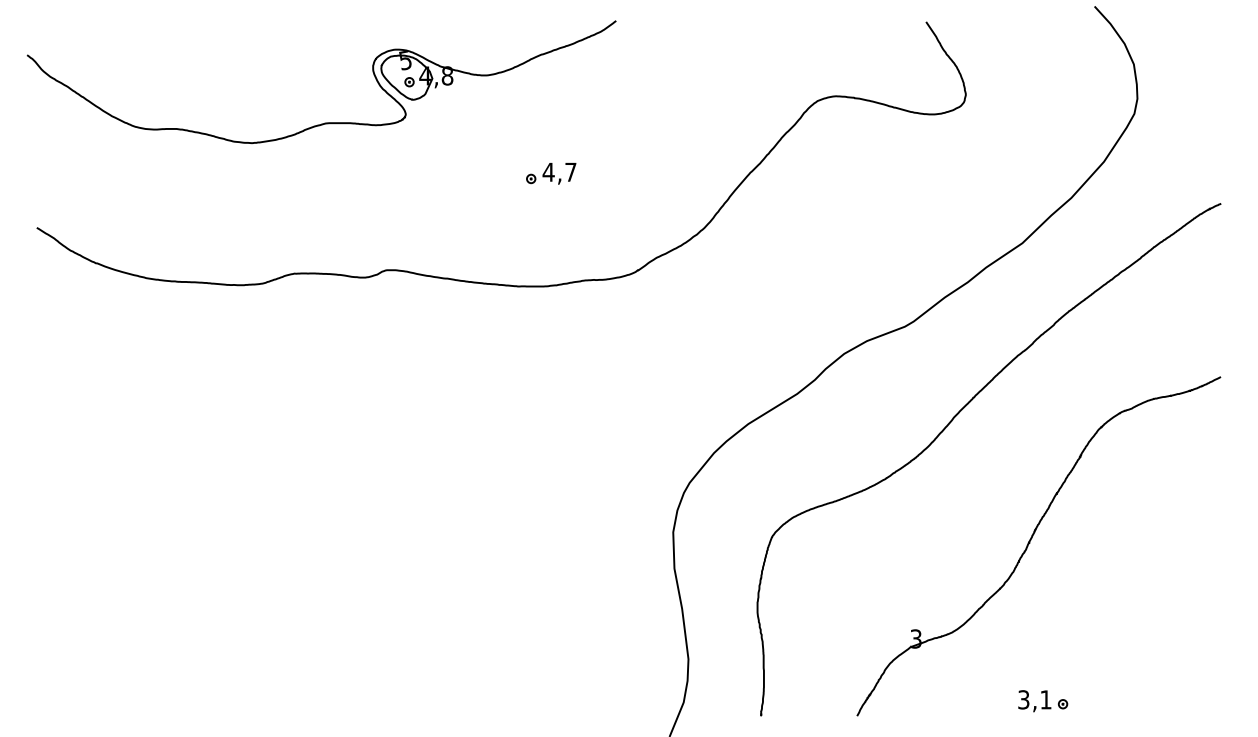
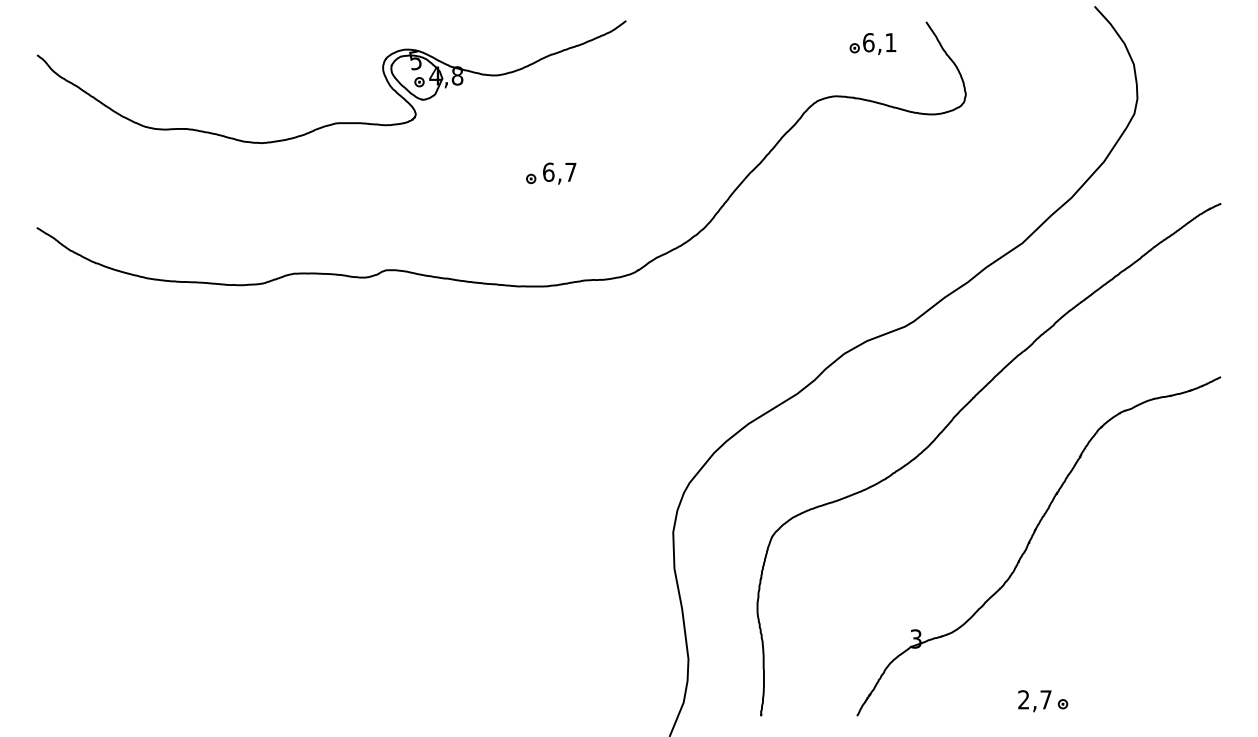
part: none -> present (872, 43)
part position: (324, 122) -> (334, 122) (334, 122)
text: 4,7 -> 6,7 (548, 171)
text: 3,1 -> 2,7 (1034, 699)
